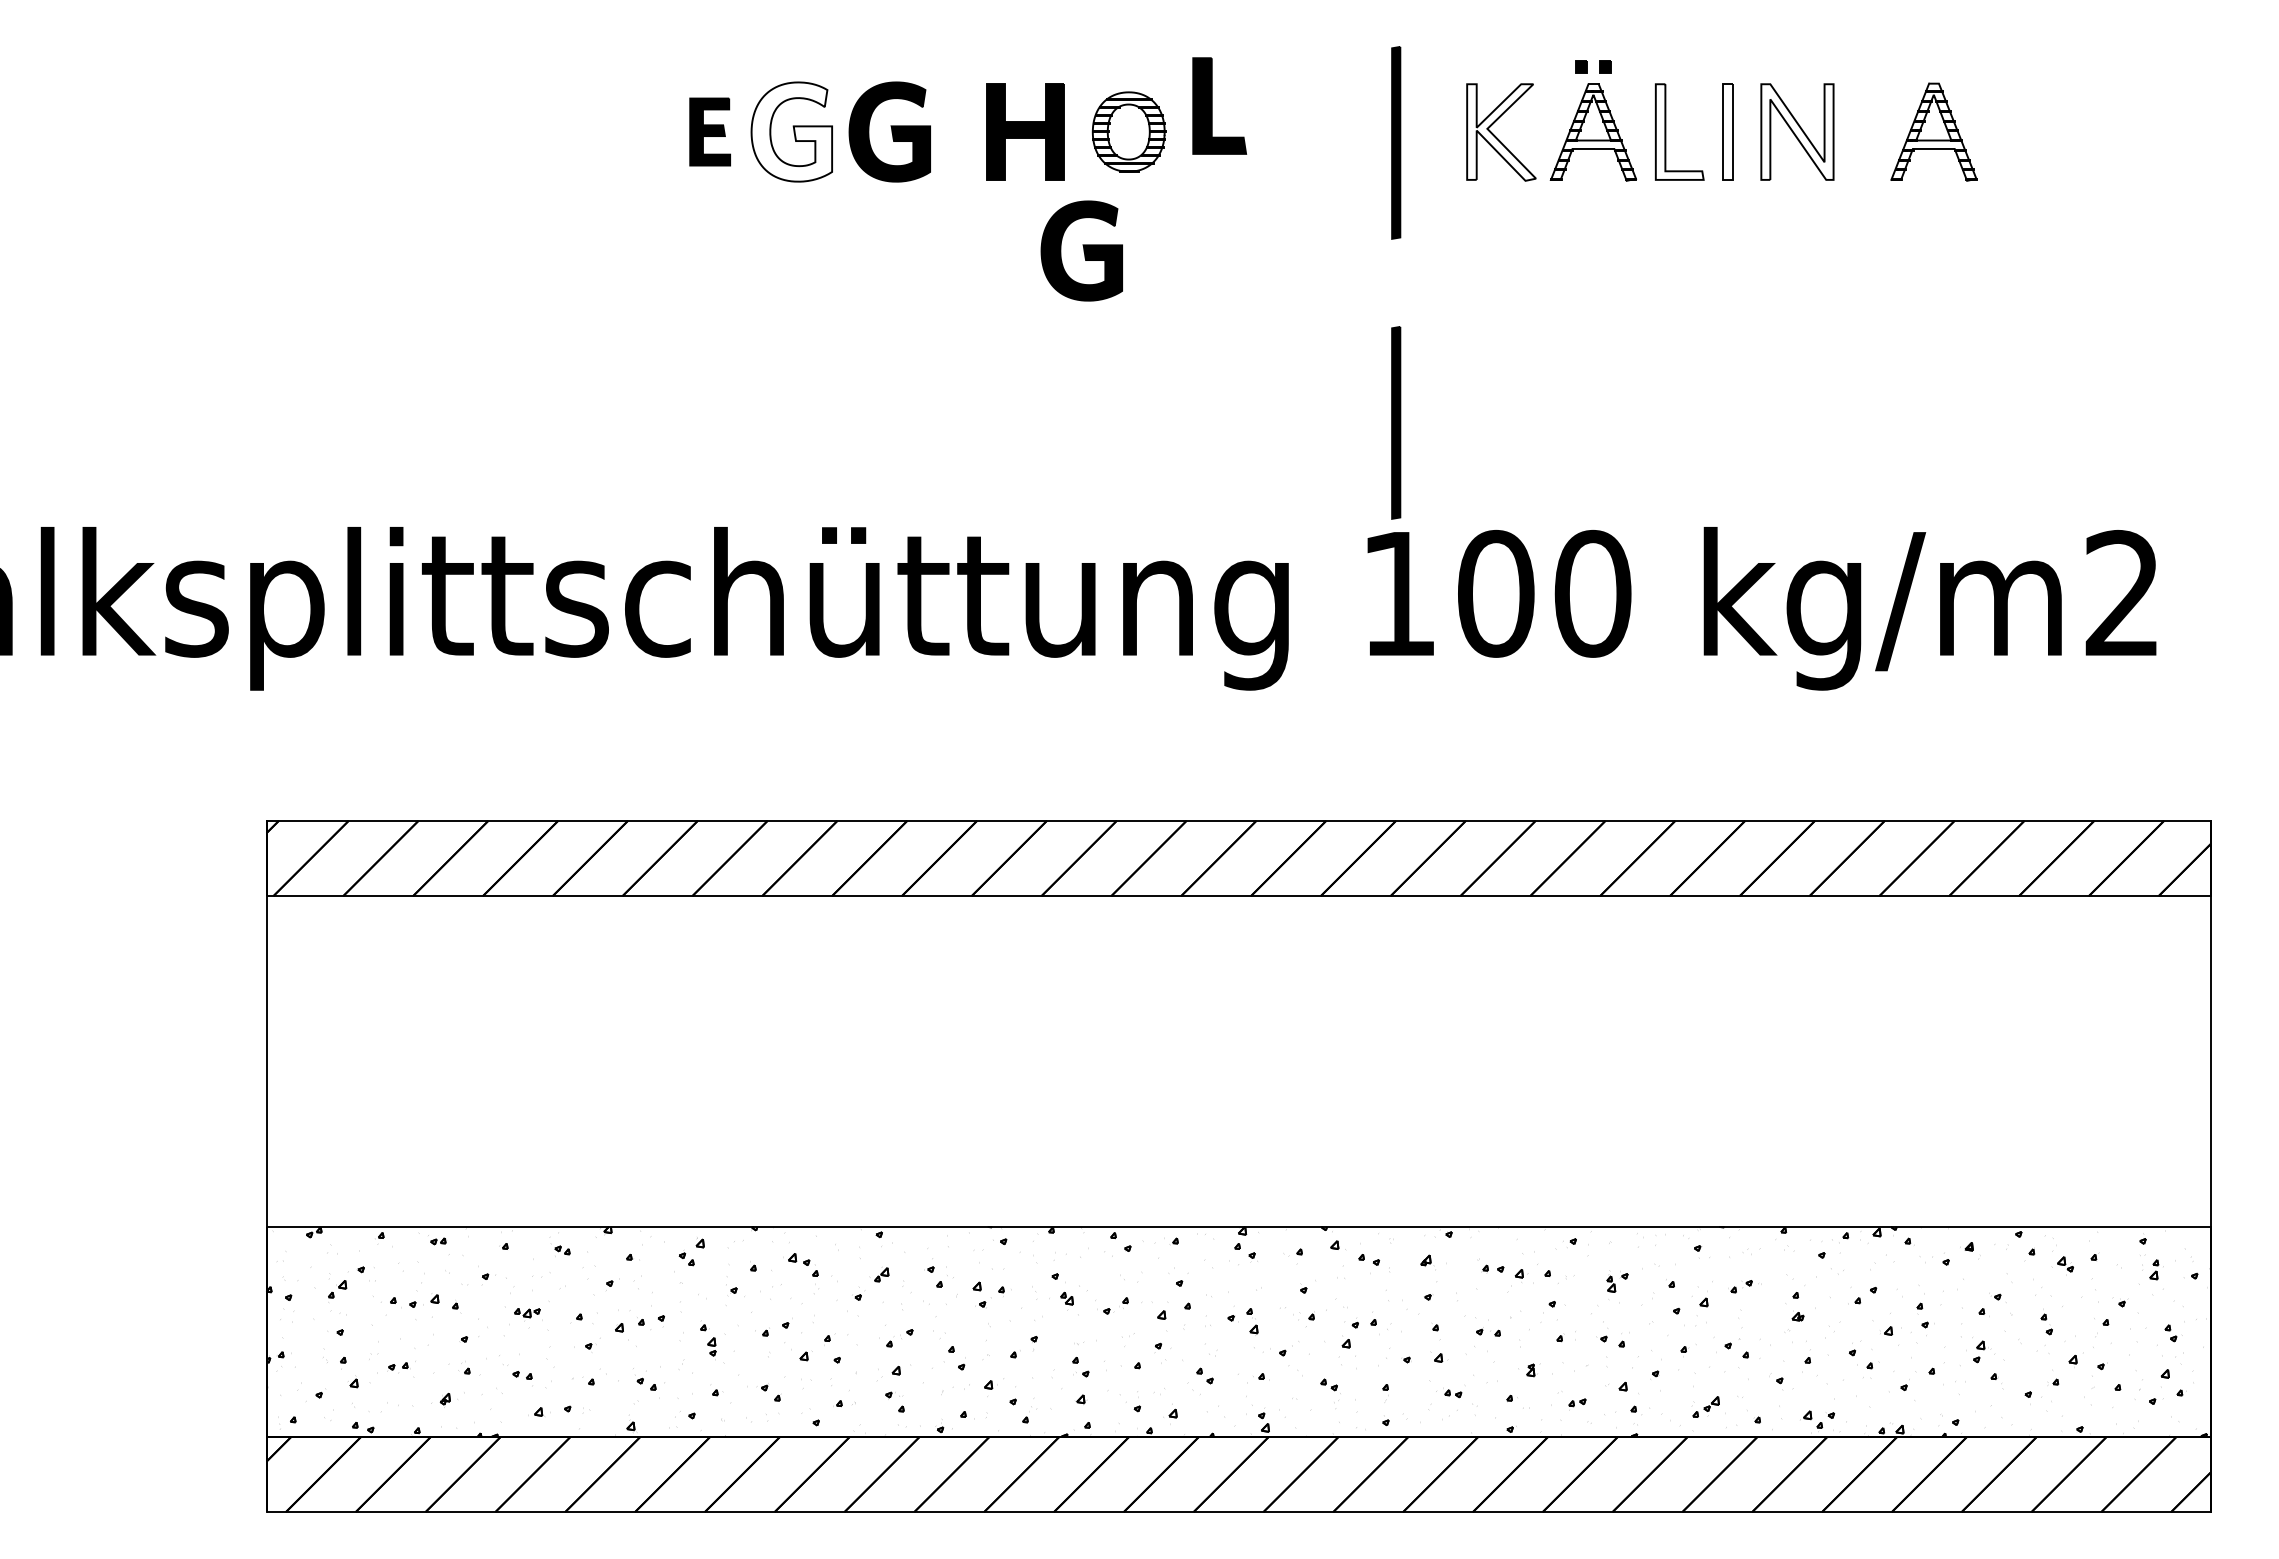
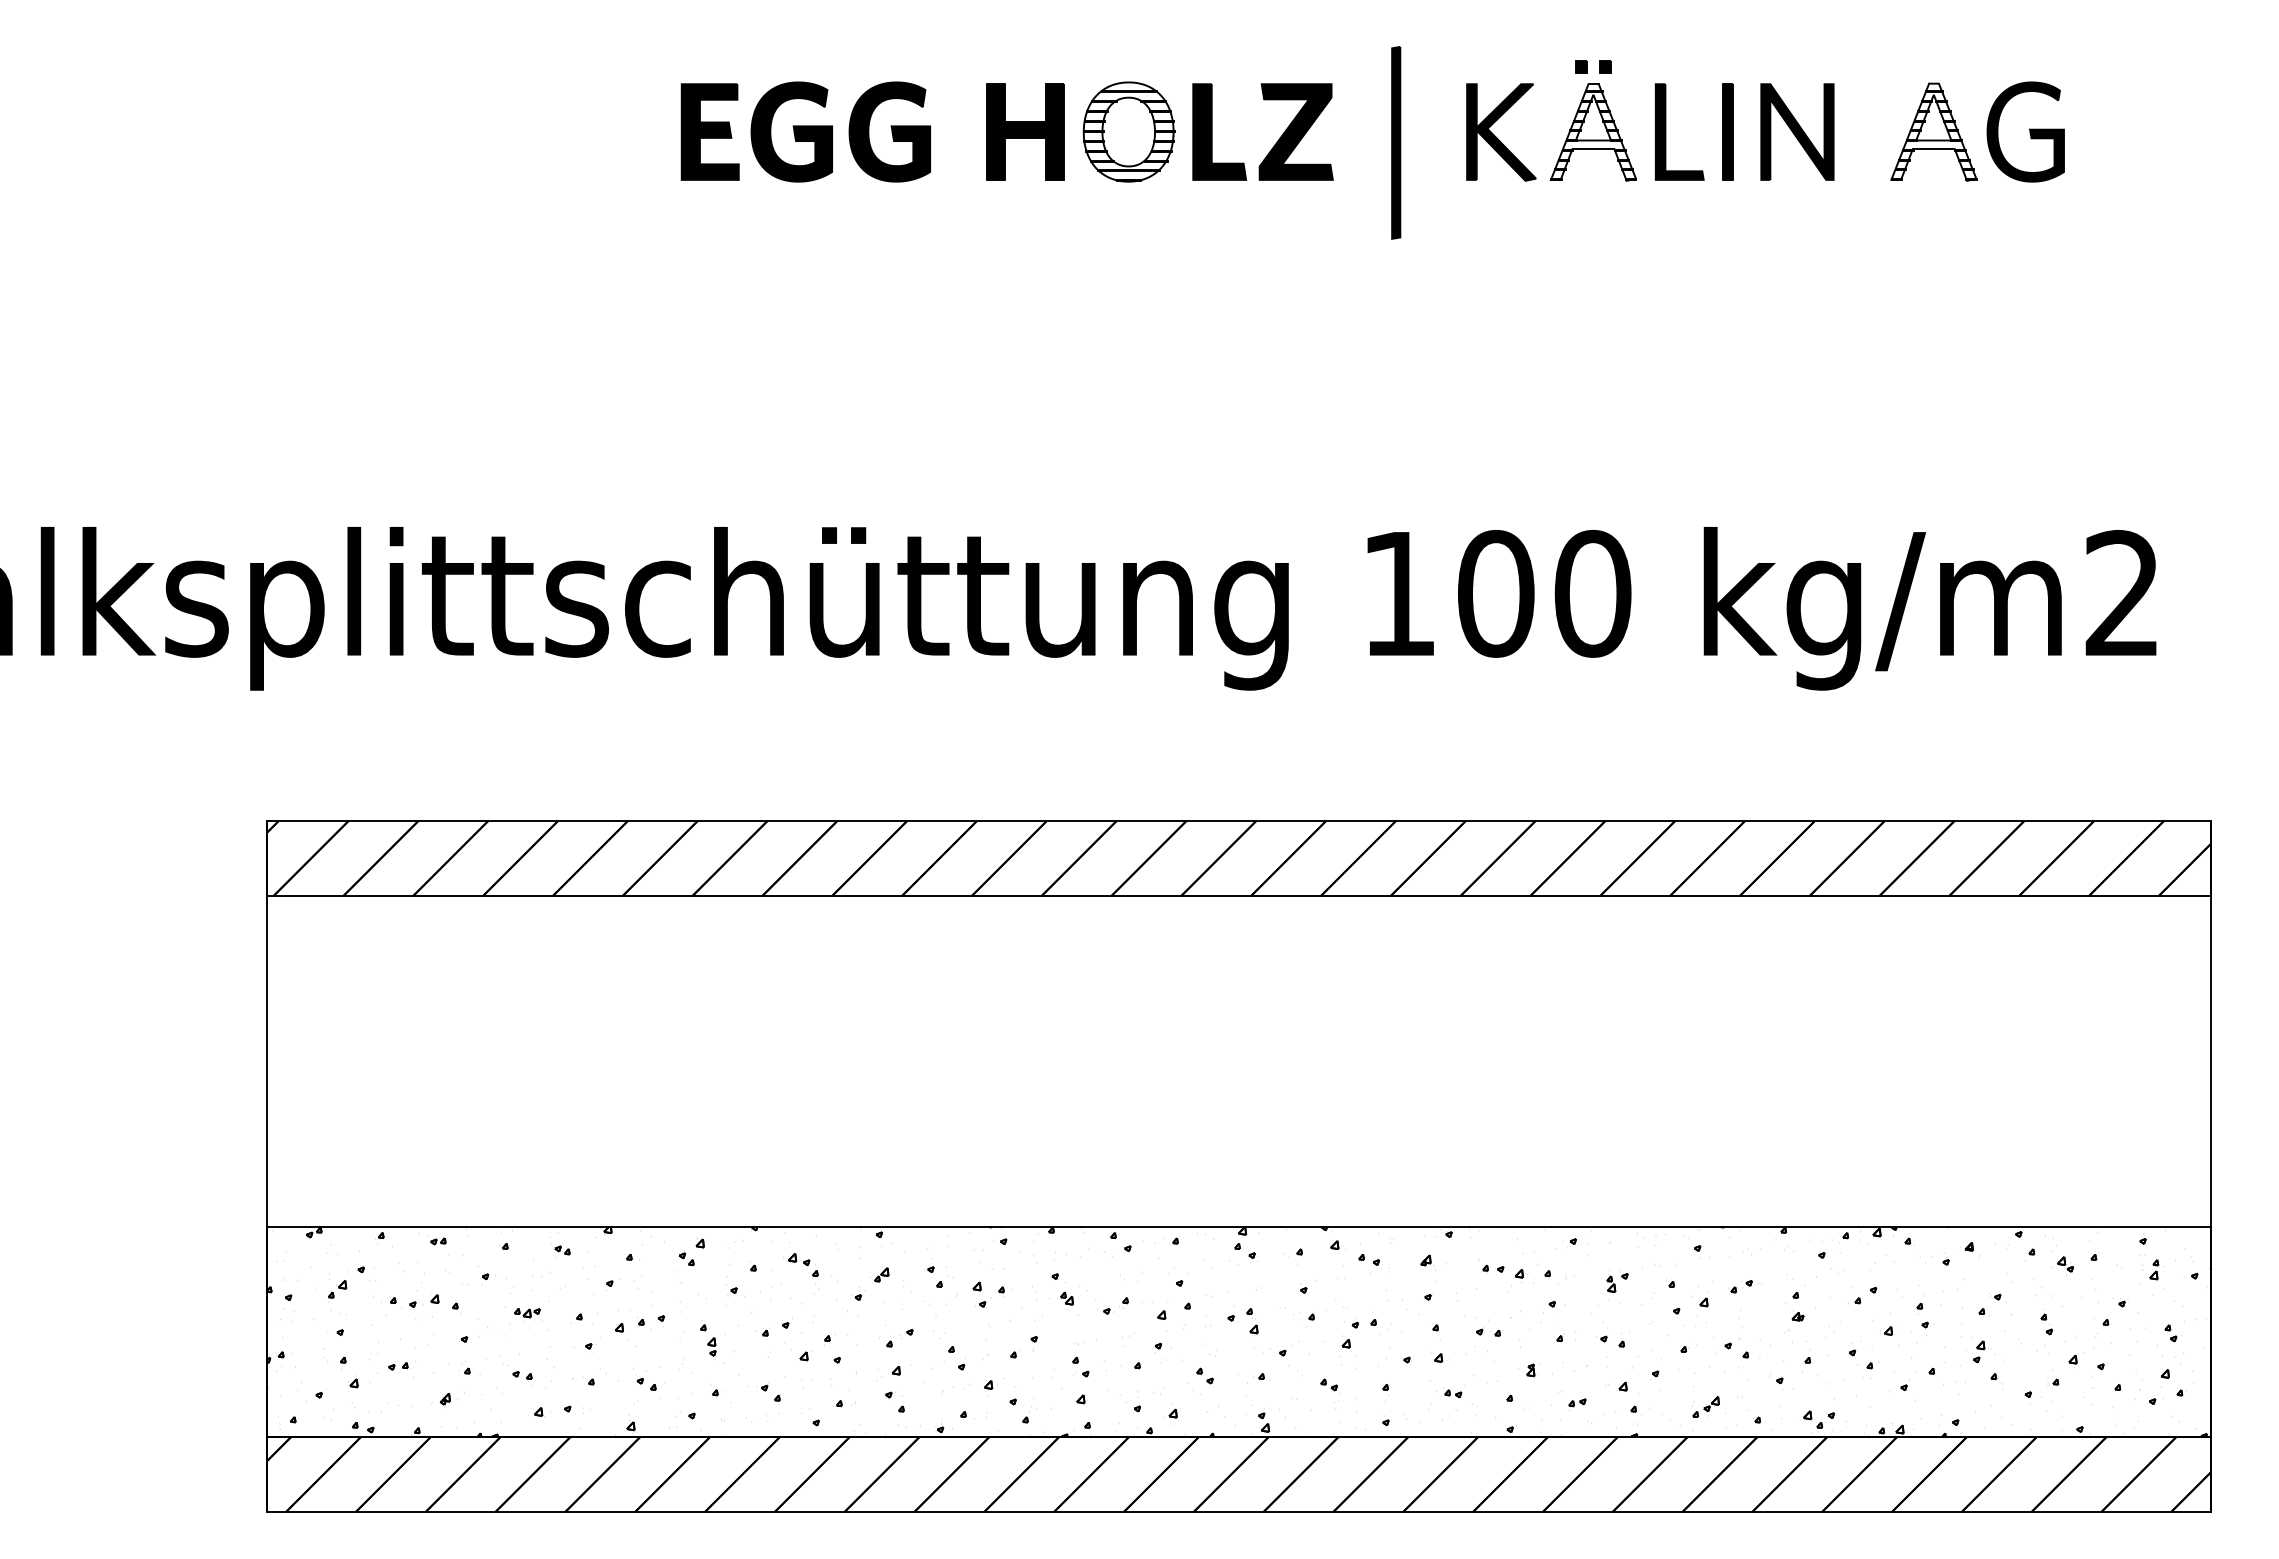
part position: (1212, 105) -> (1212, 131) (1212, 131)
part size: 42x70 px -> 60x98 px (709, 131)
fill: none -> present (791, 131)
part size: 76x82 px -> 94x102 px (1128, 131)
part: none -> present (1295, 131)
fill: none -> present (1679, 131)
fill: none -> present (1727, 131)
fill: none -> present (1797, 131)
part: none -> present (2025, 131)
fill: none -> present (1501, 132)
part: present -> none (1081, 250)
part: present -> none (1396, 422)
